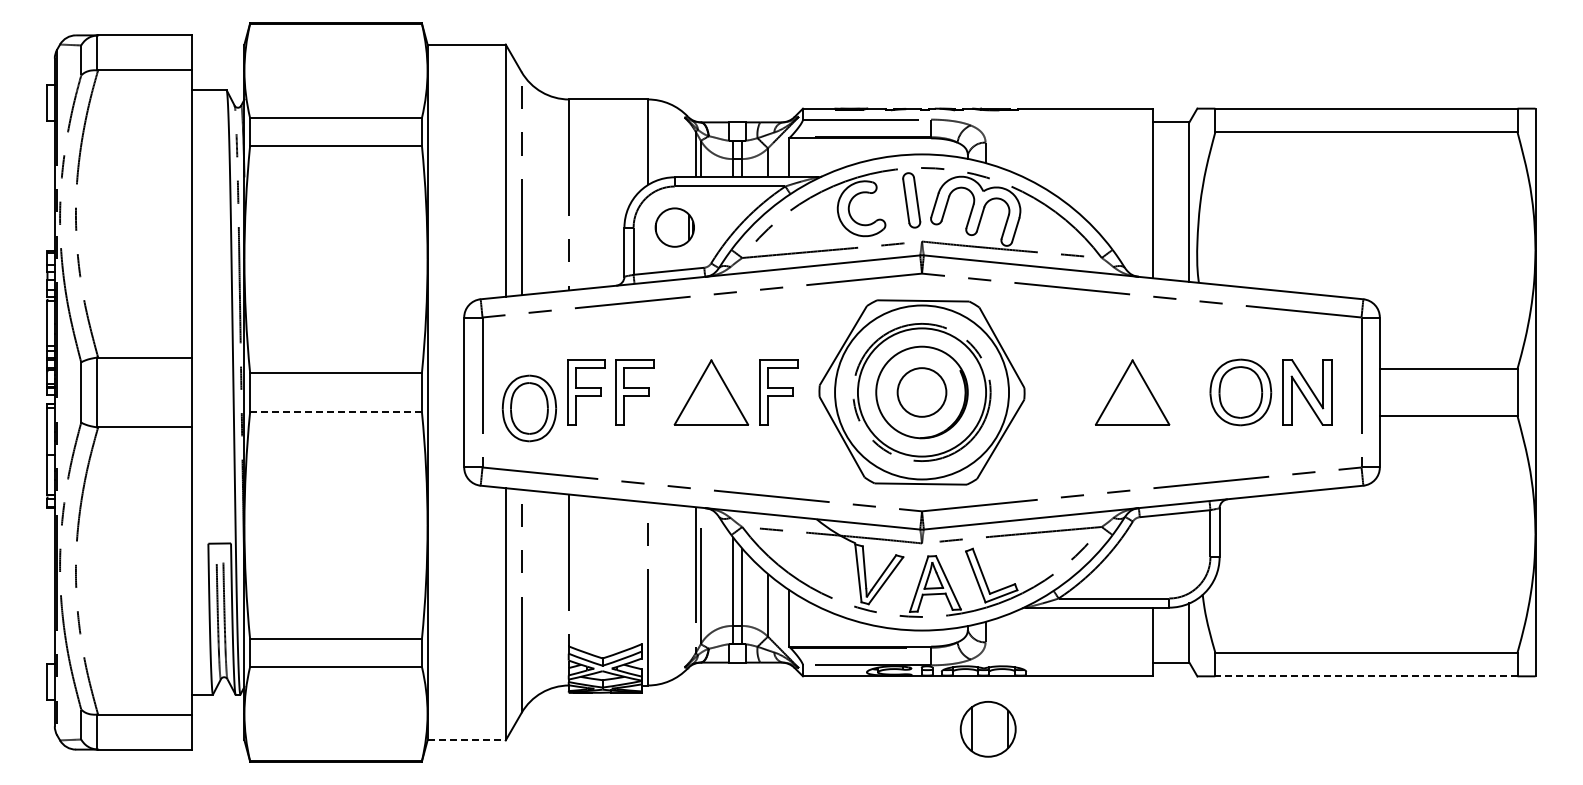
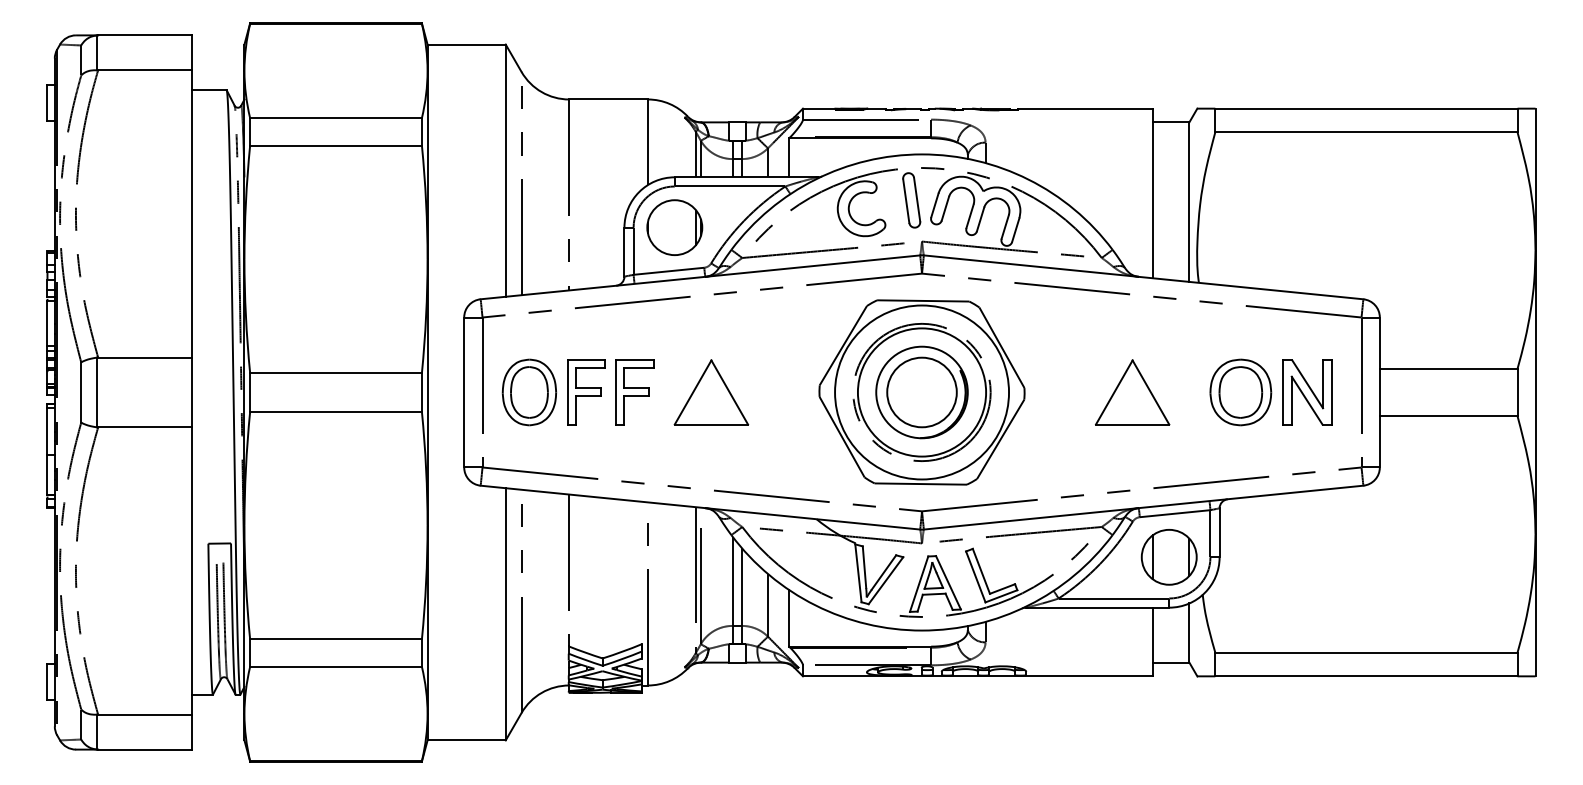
part size: 41x41 px -> 58x57 px (674, 227)
part: present -> none (778, 392)
circle diameter: 49 px -> 70 px (921, 392)
part position: (529, 408) -> (529, 392) (529, 392)
line: dashed -> solid (336, 412)
line: dashed -> solid (1365, 676)
part position: (987, 729) -> (1168, 557) (1168, 557)
line: dashed -> solid (467, 740)
